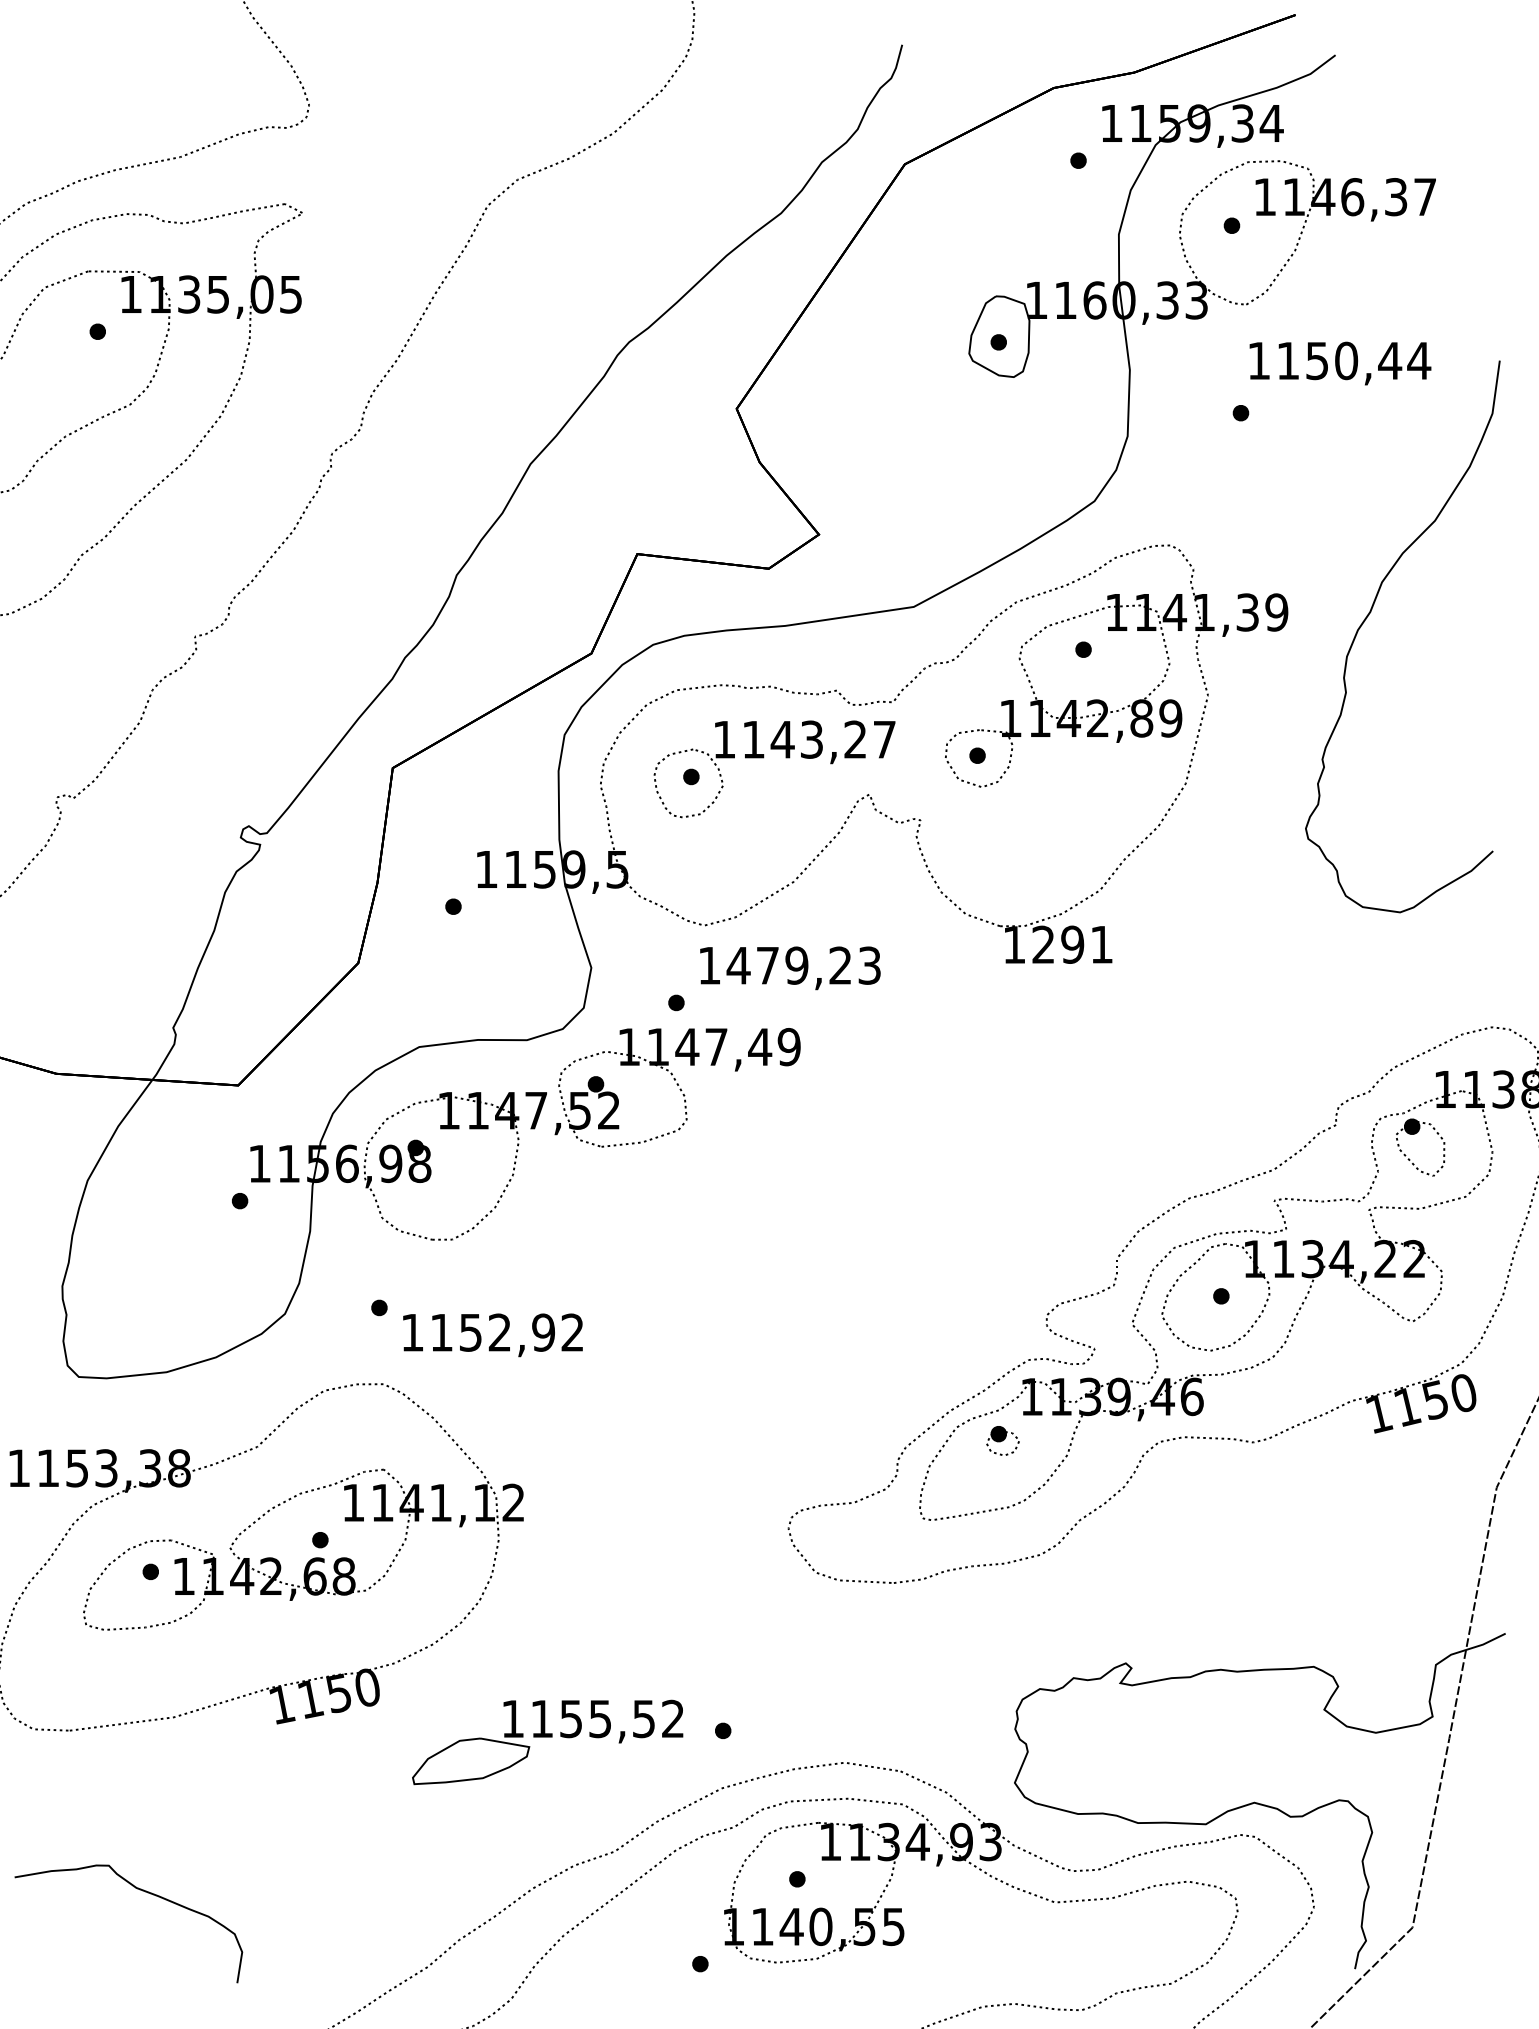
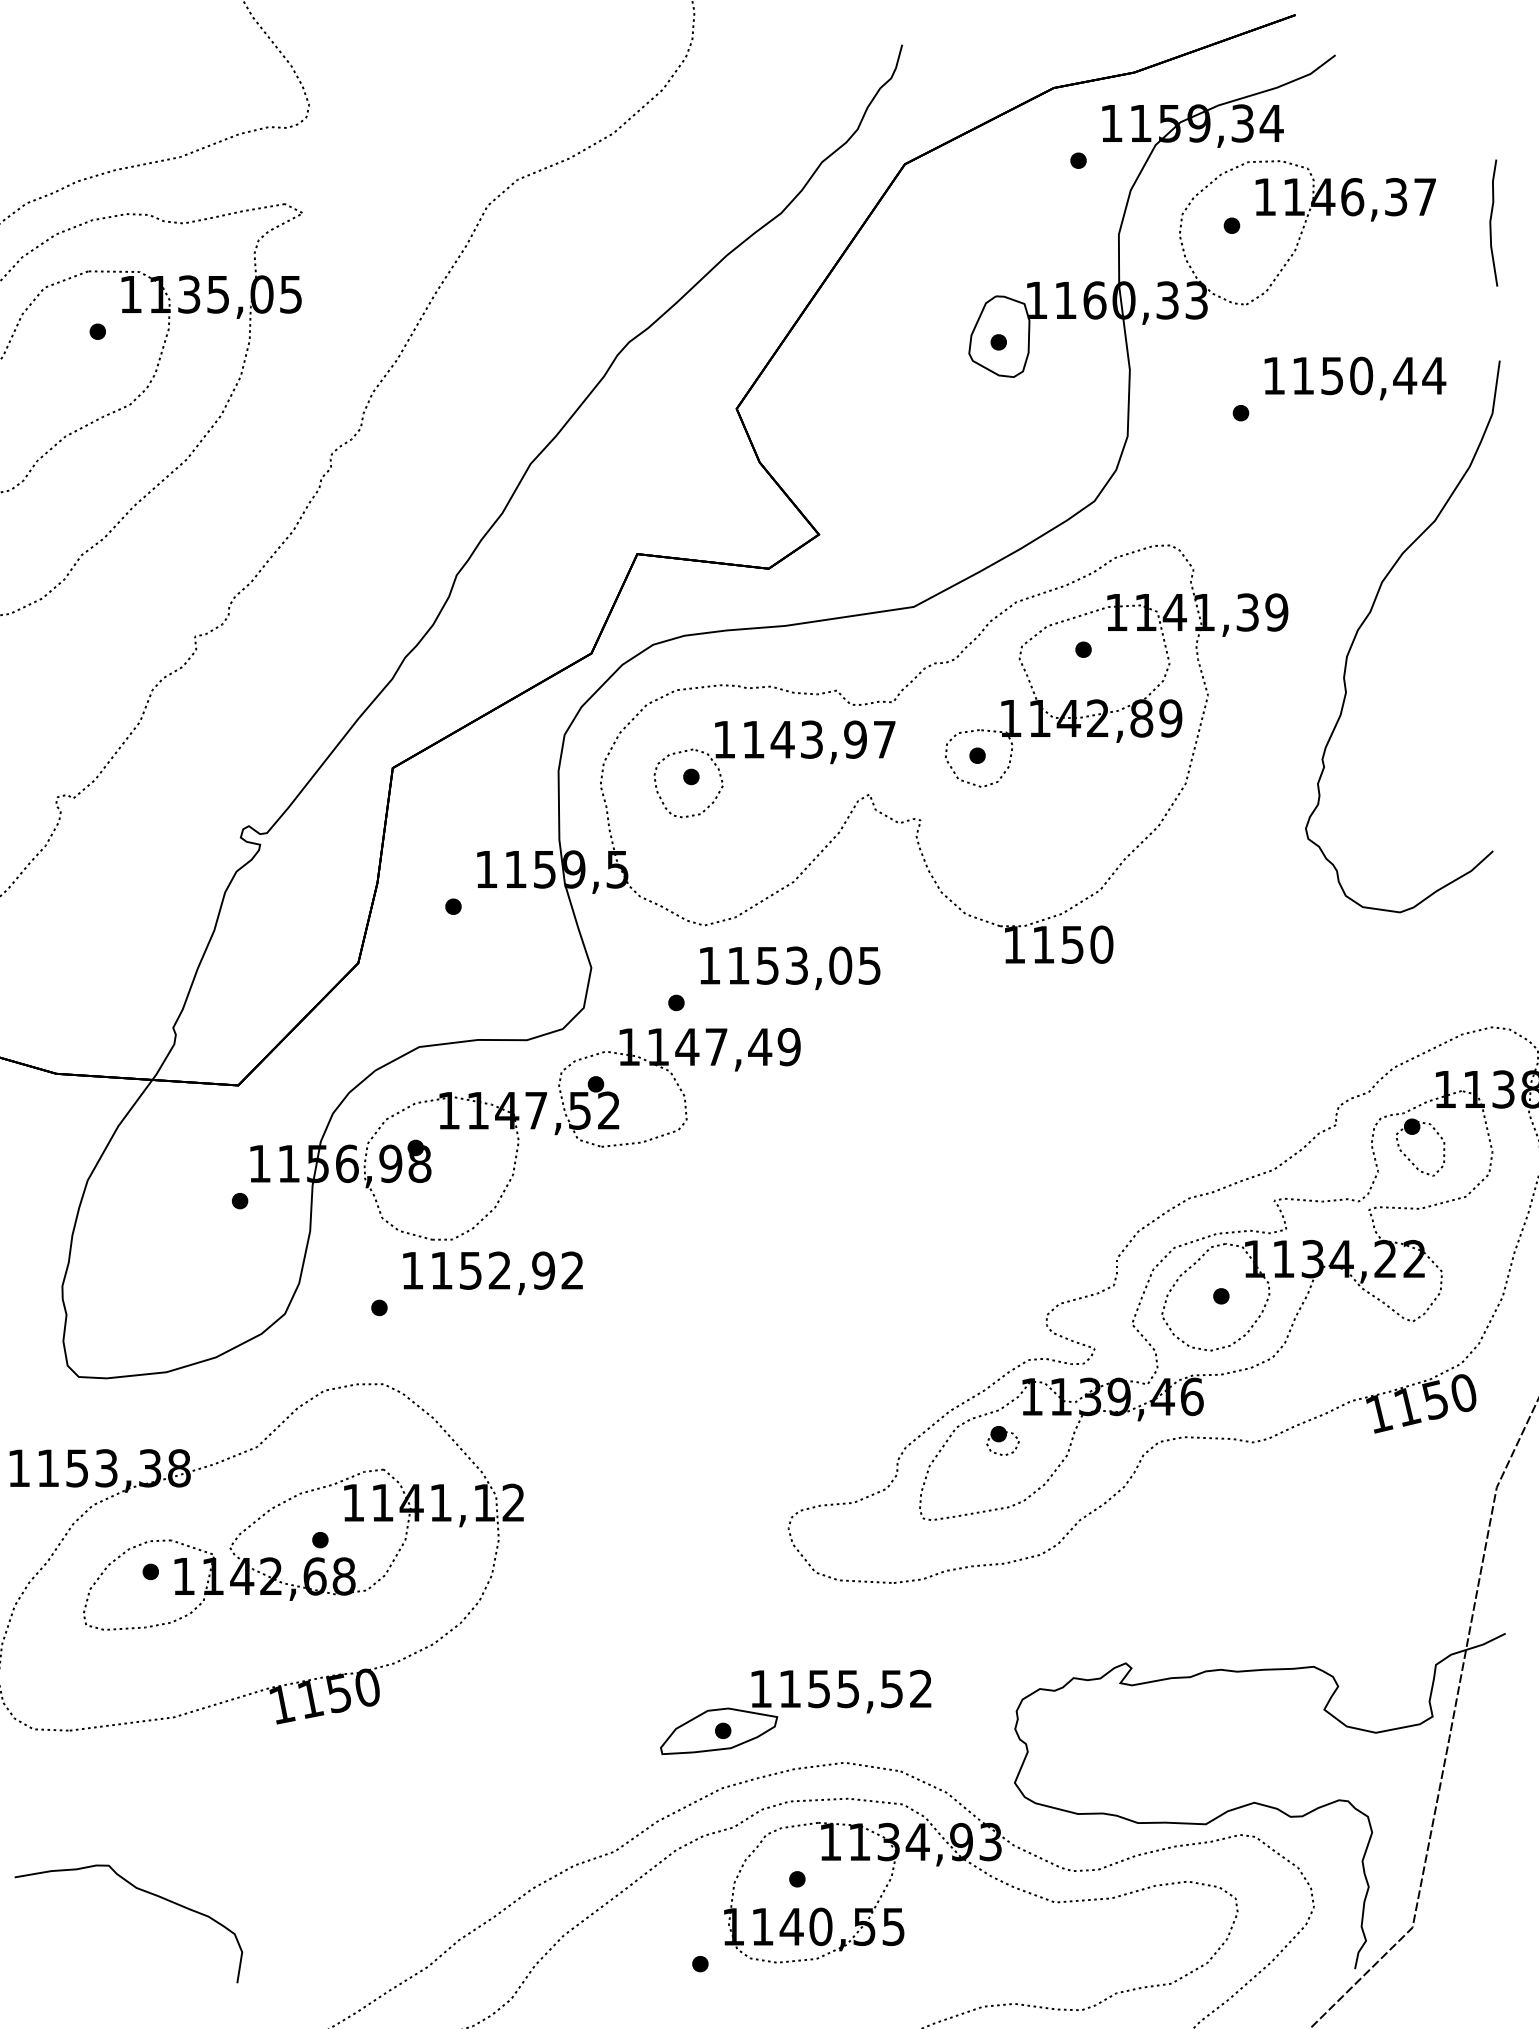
curve: none -> present (1491, 222)
text position: (1340, 363) -> (1355, 378) (1355, 378)
text: 1143,27 -> 1143,97 (855, 739)
text: 1291 -> 1150 (1072, 944)
text: 1479,23 -> 1153,05 (803, 965)
text position: (492, 1335) -> (492, 1273) (492, 1273)
part position: (547, 1742) -> (795, 1712) (795, 1712)
